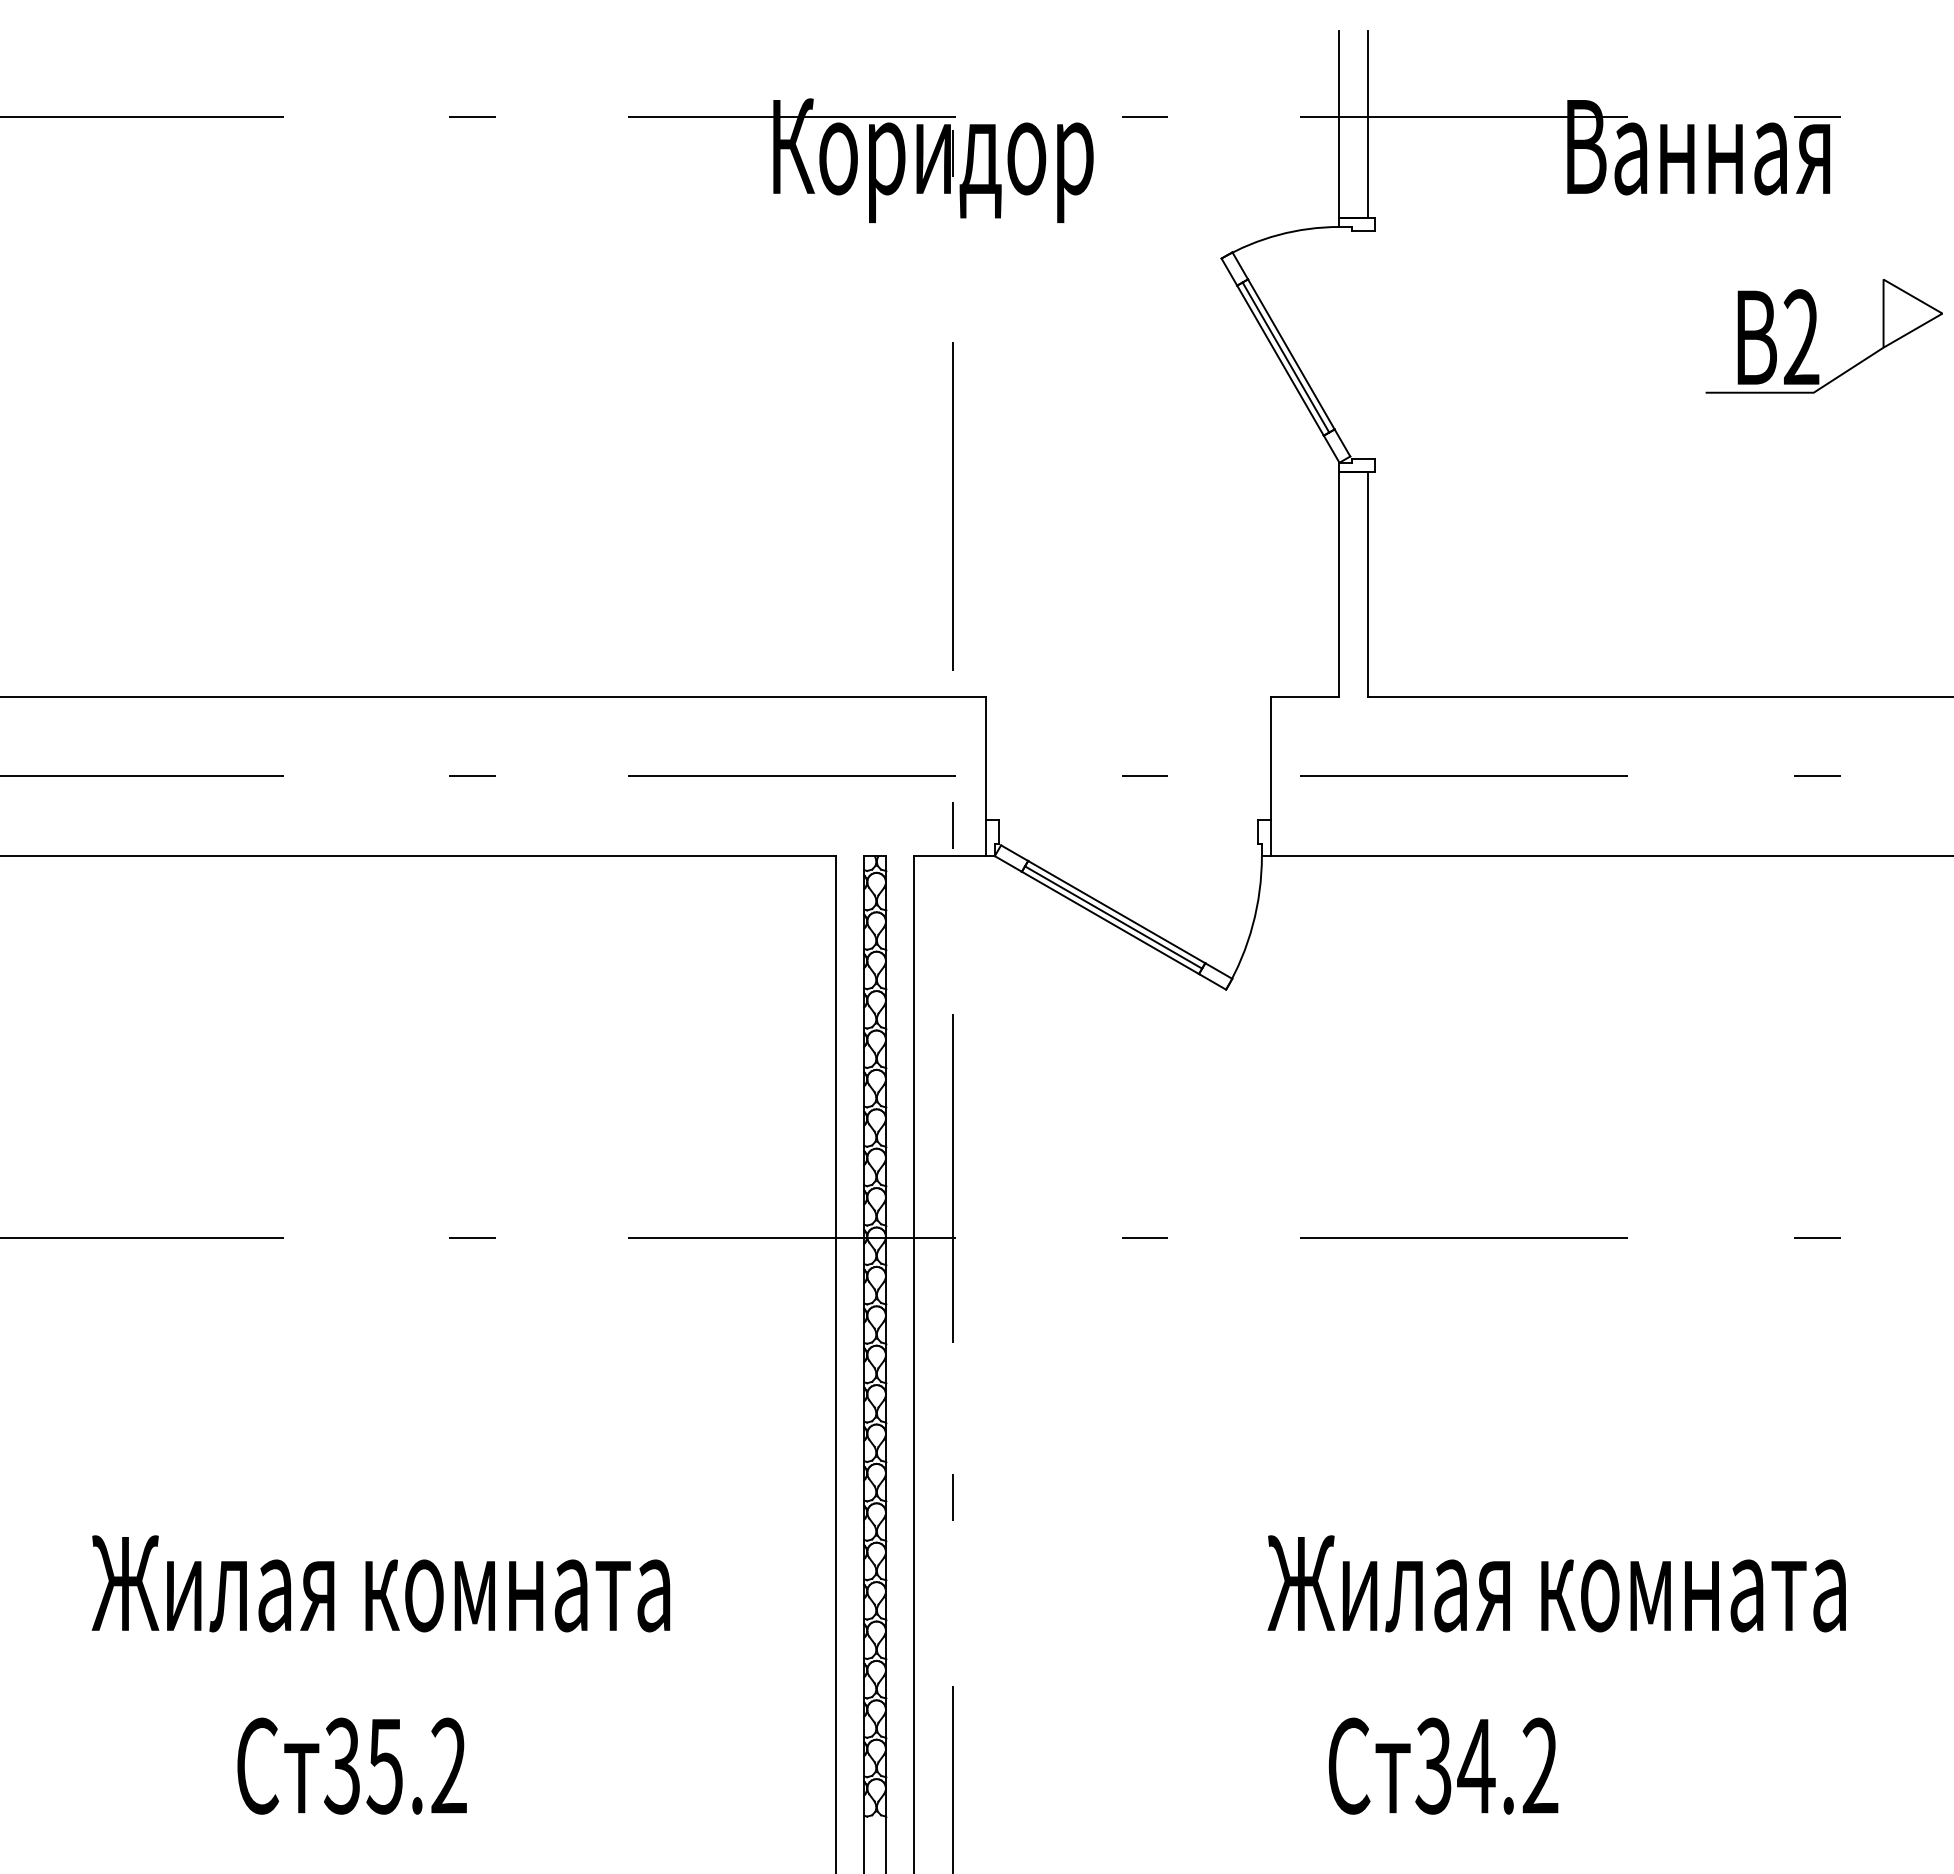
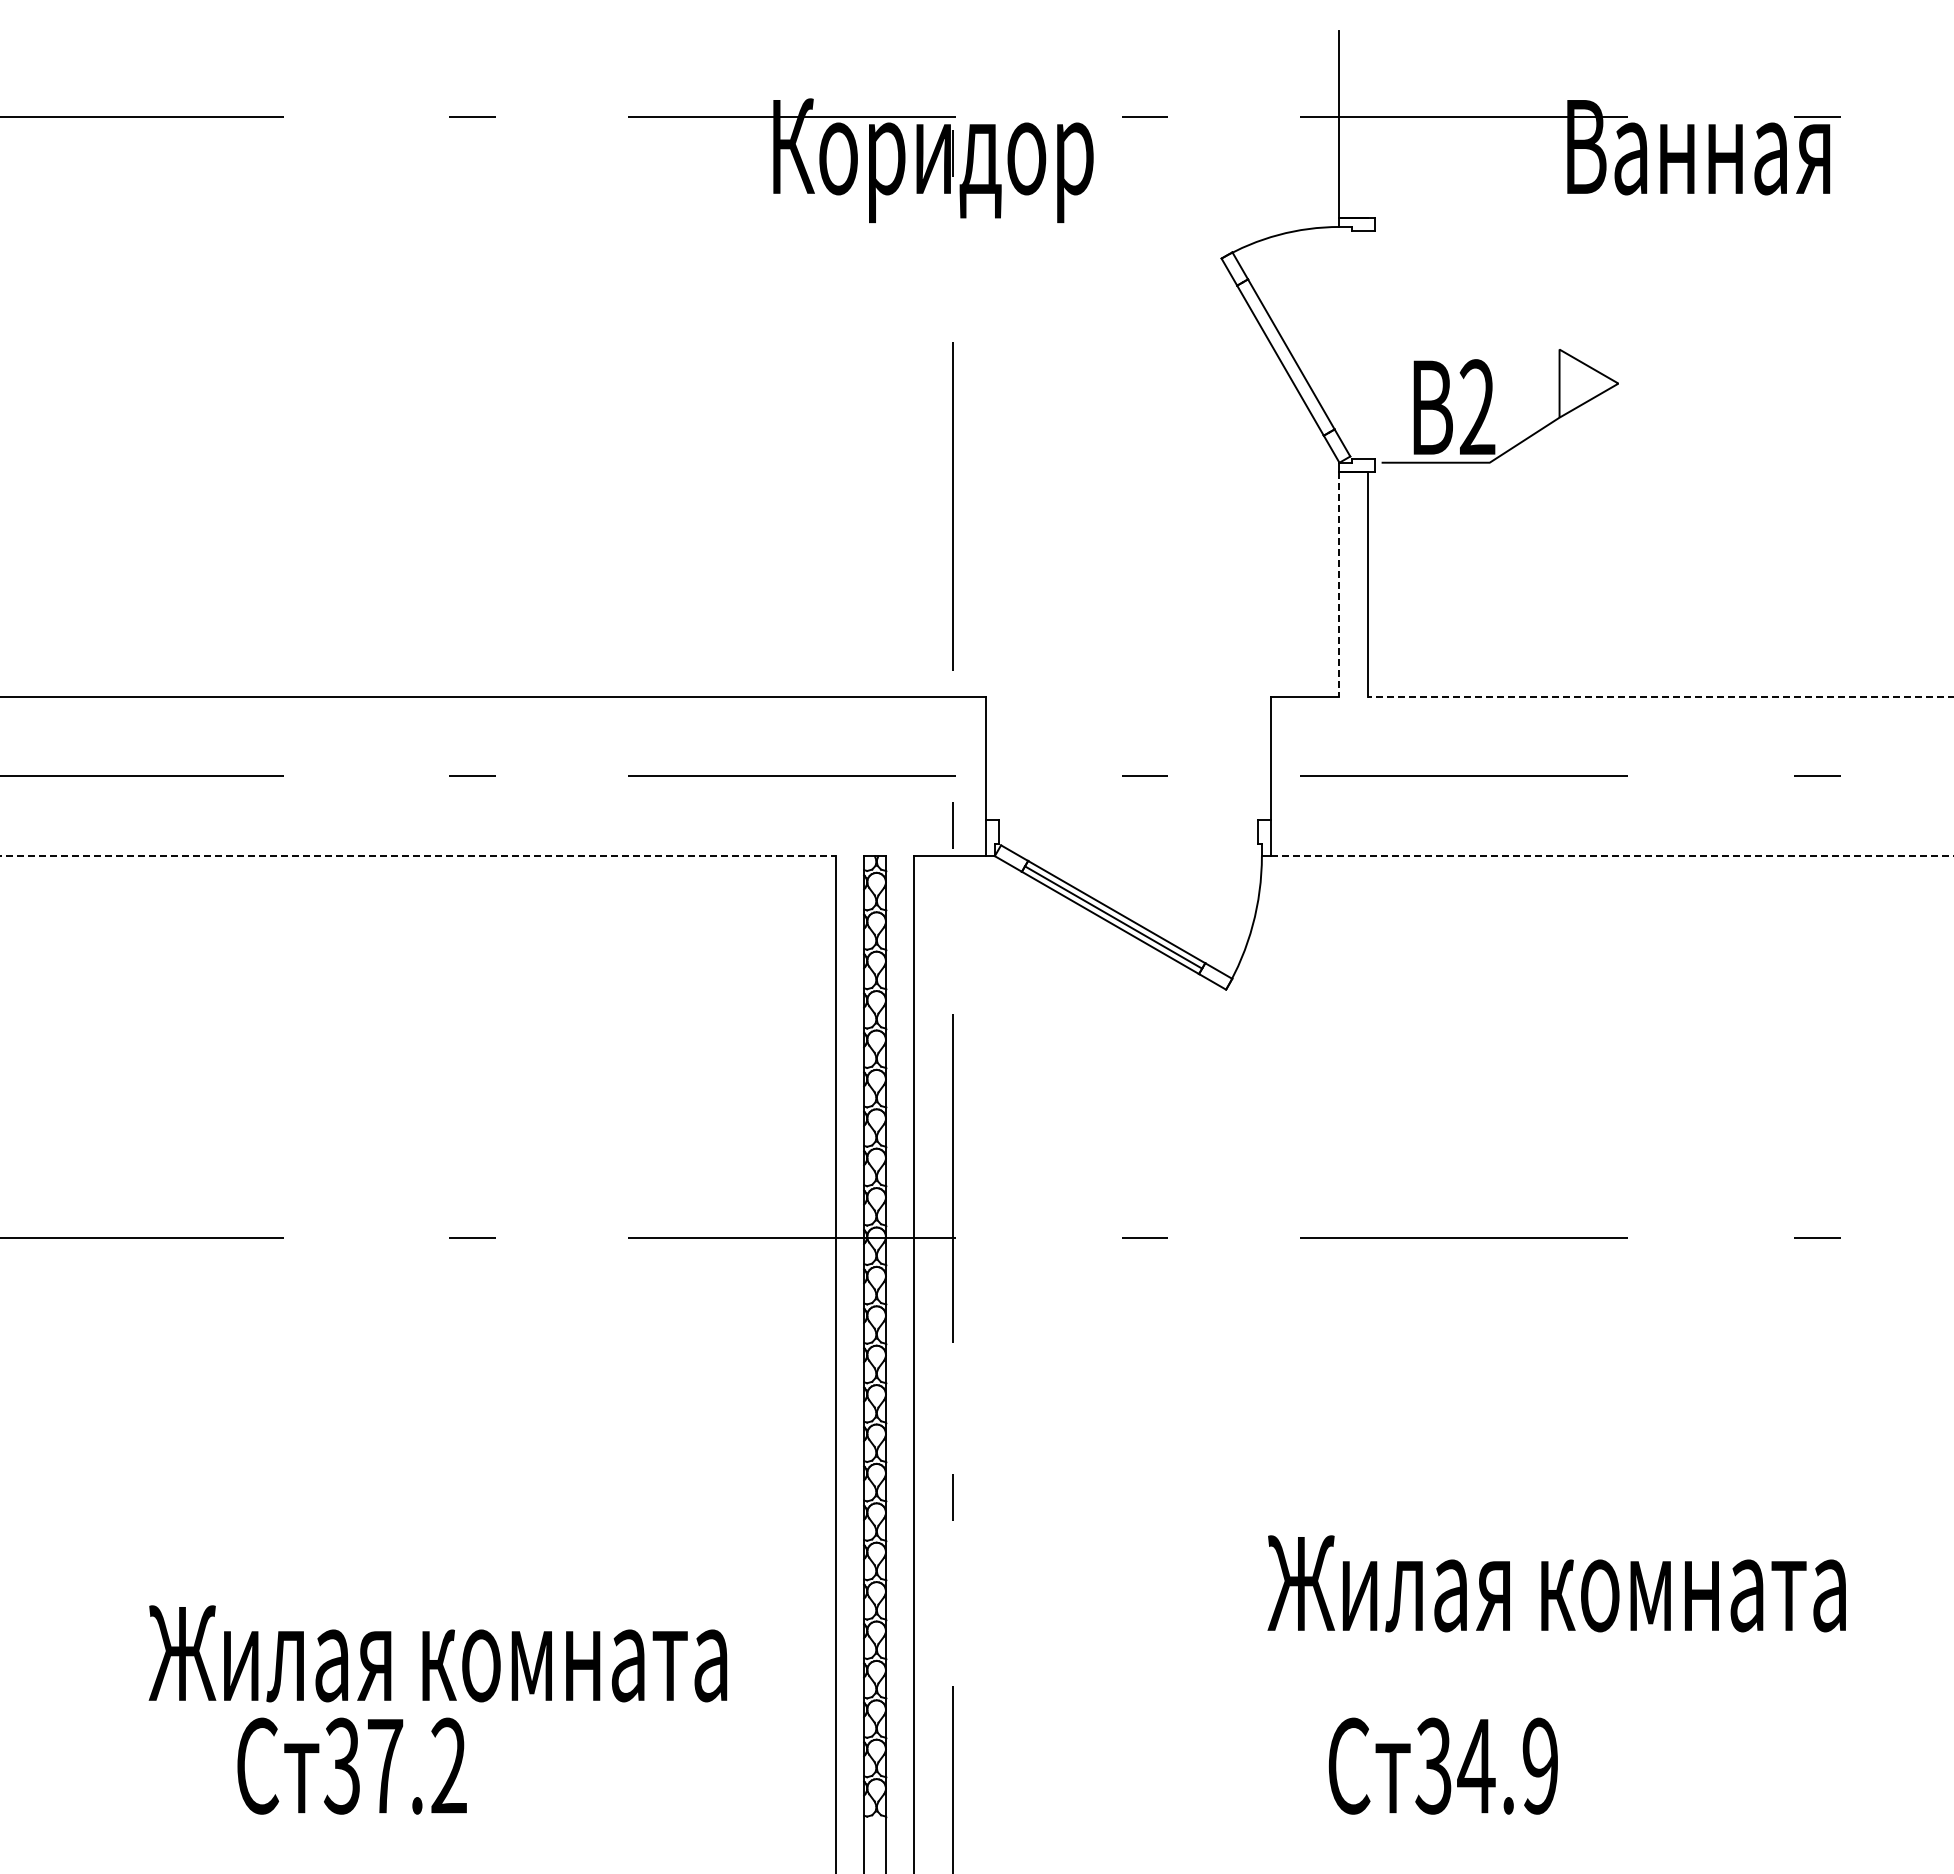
line: present -> none (1367, 124)
part position: (1814, 334) -> (1490, 404) (1490, 404)
line: present -> none (1285, 357)
line: solid -> dashed (1339, 584)
line: solid -> dashed (1660, 696)
line: solid -> dashed (418, 856)
line: solid -> dashed (1612, 856)
text position: (380, 1583) -> (437, 1653) (437, 1653)
text: 35.2 -> 37.2 (384, 1766)
text: 34.2 -> 34.9 (1540, 1766)
